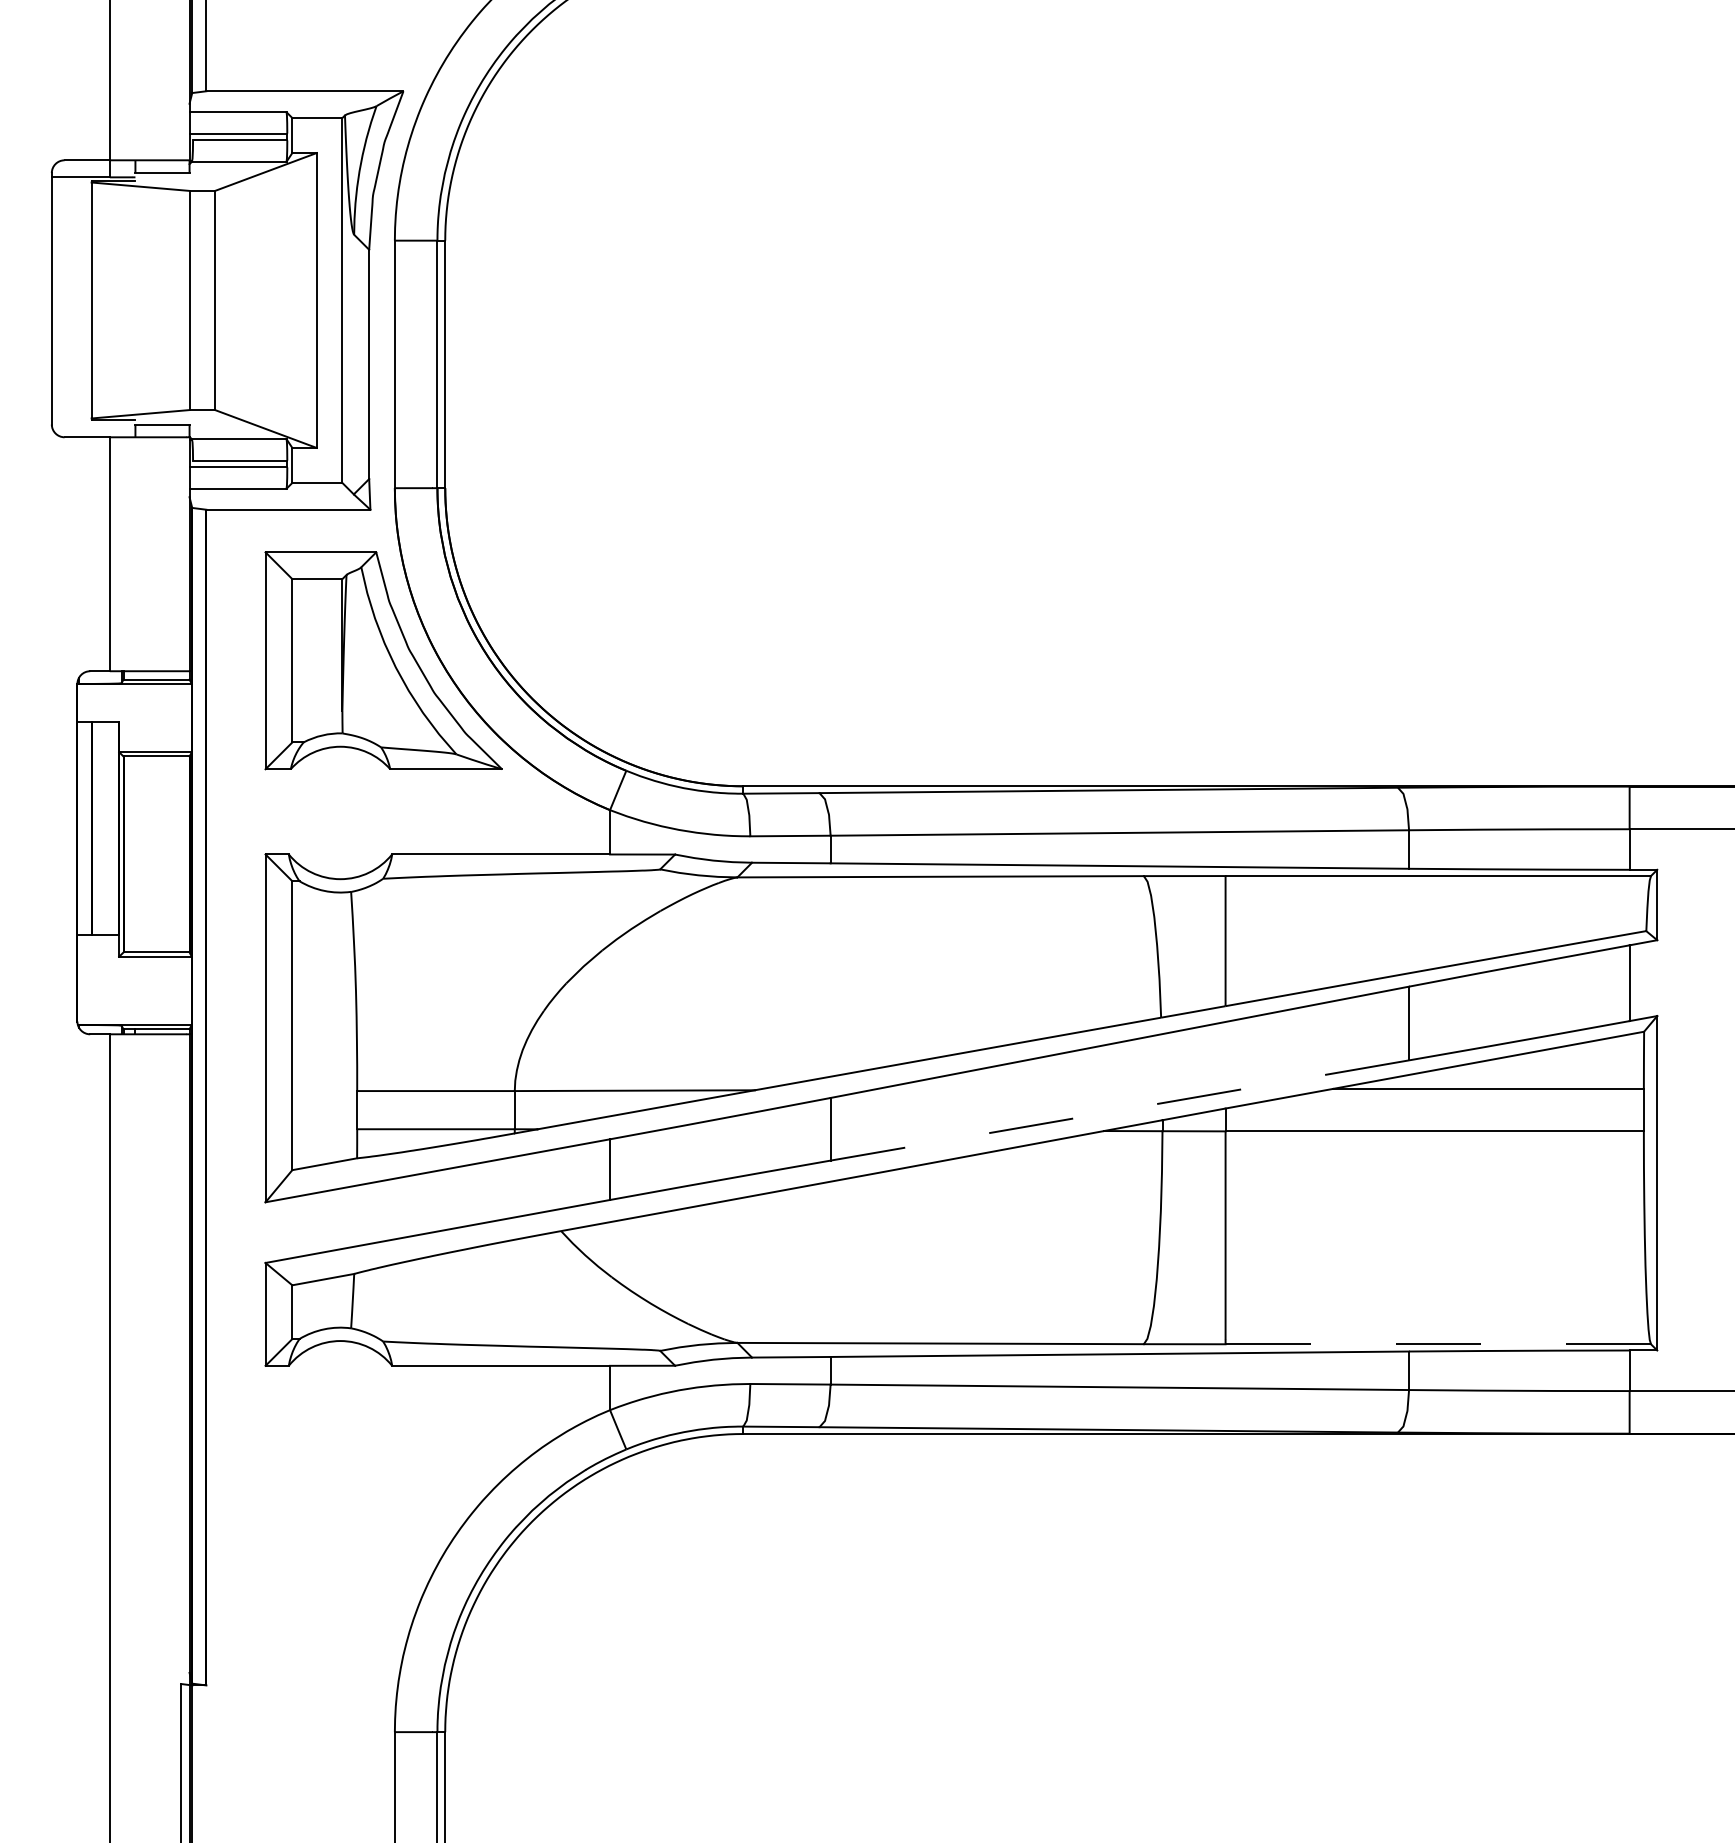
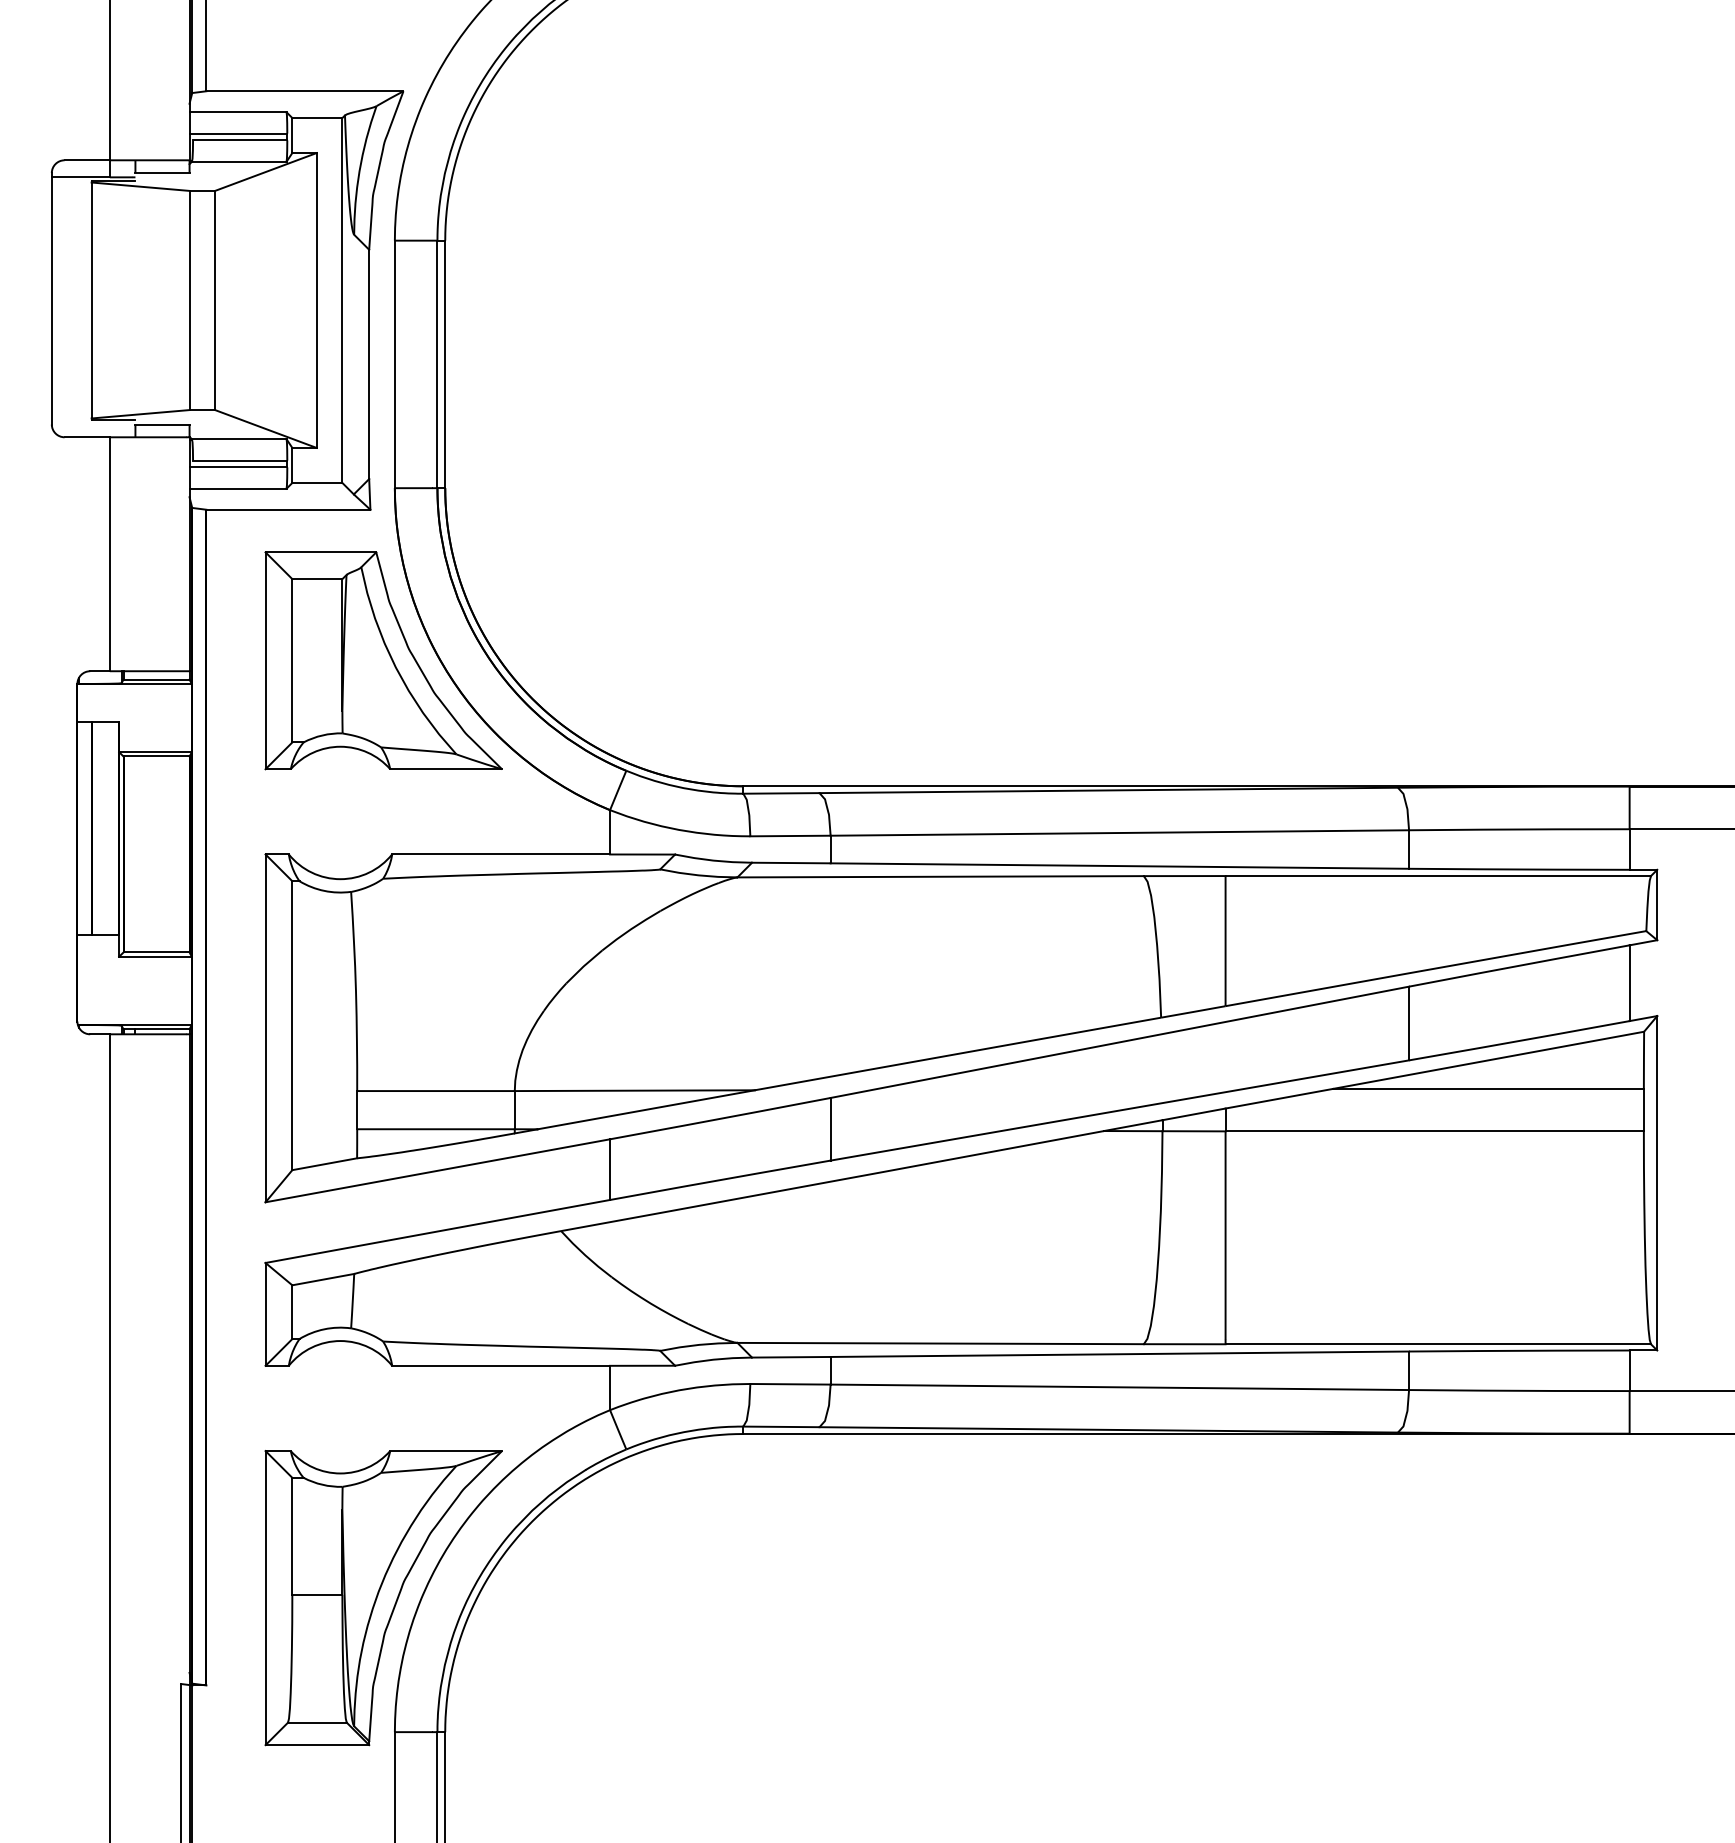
line: dashed -> solid (1119, 1110)
line: dashed -> solid (1438, 1344)
part: none -> present (383, 1598)
